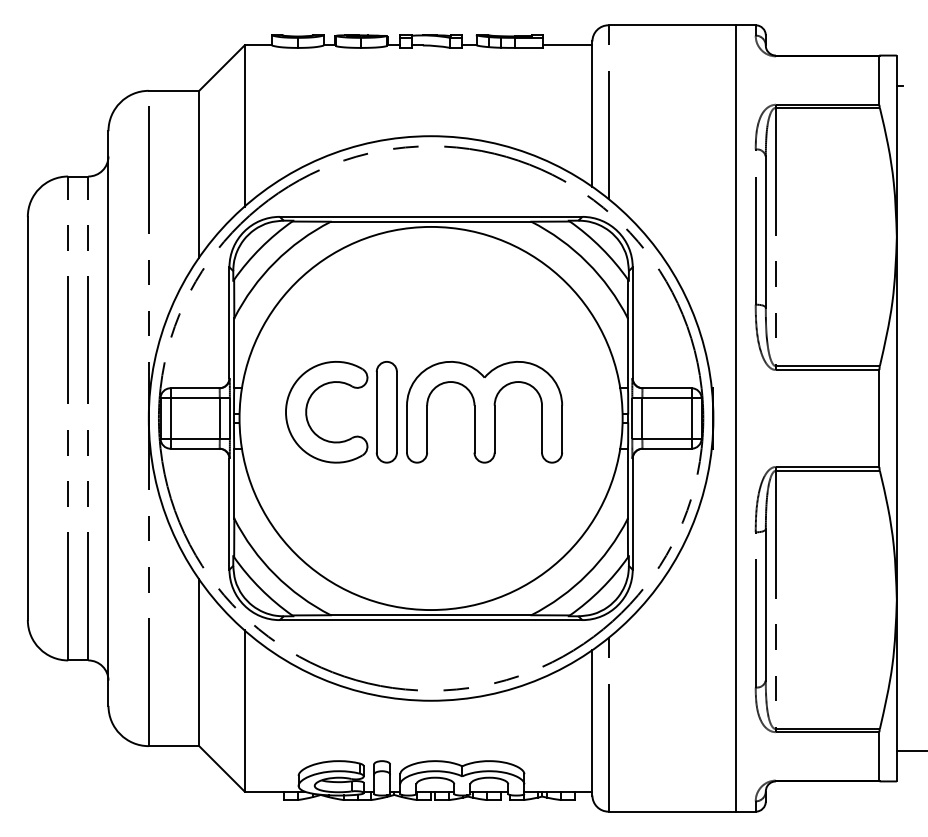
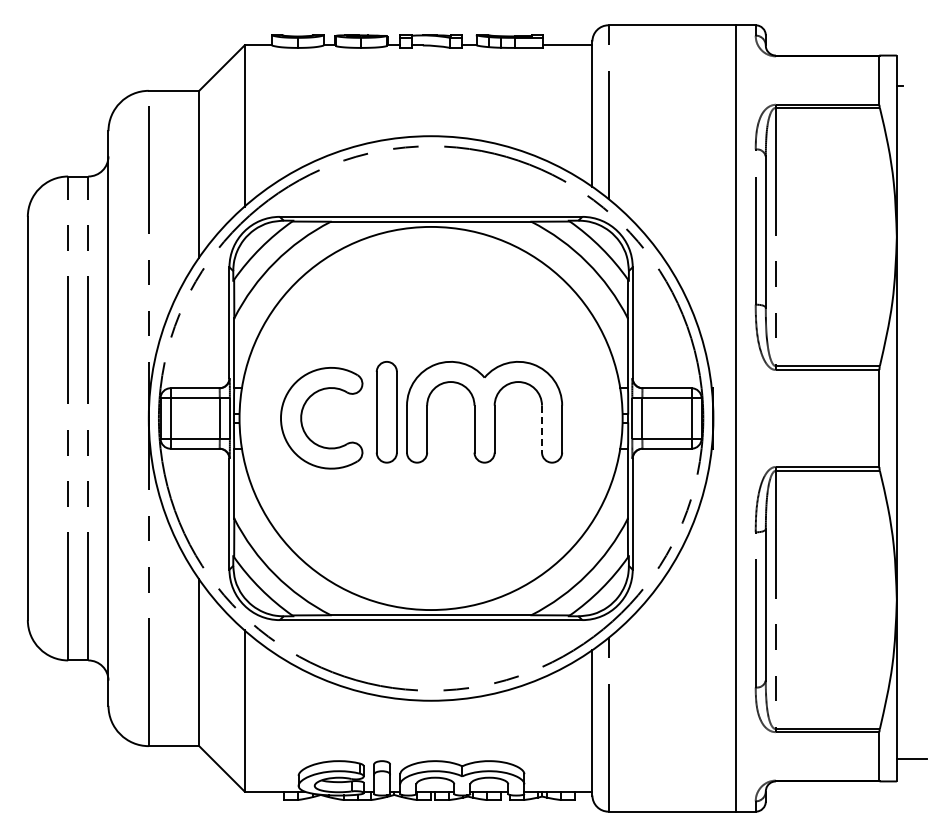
part position: (307, 412) -> (302, 418) (302, 418)
line: solid -> dashed (542, 429)
line position: (910, 750) -> (910, 758) (910, 758)
